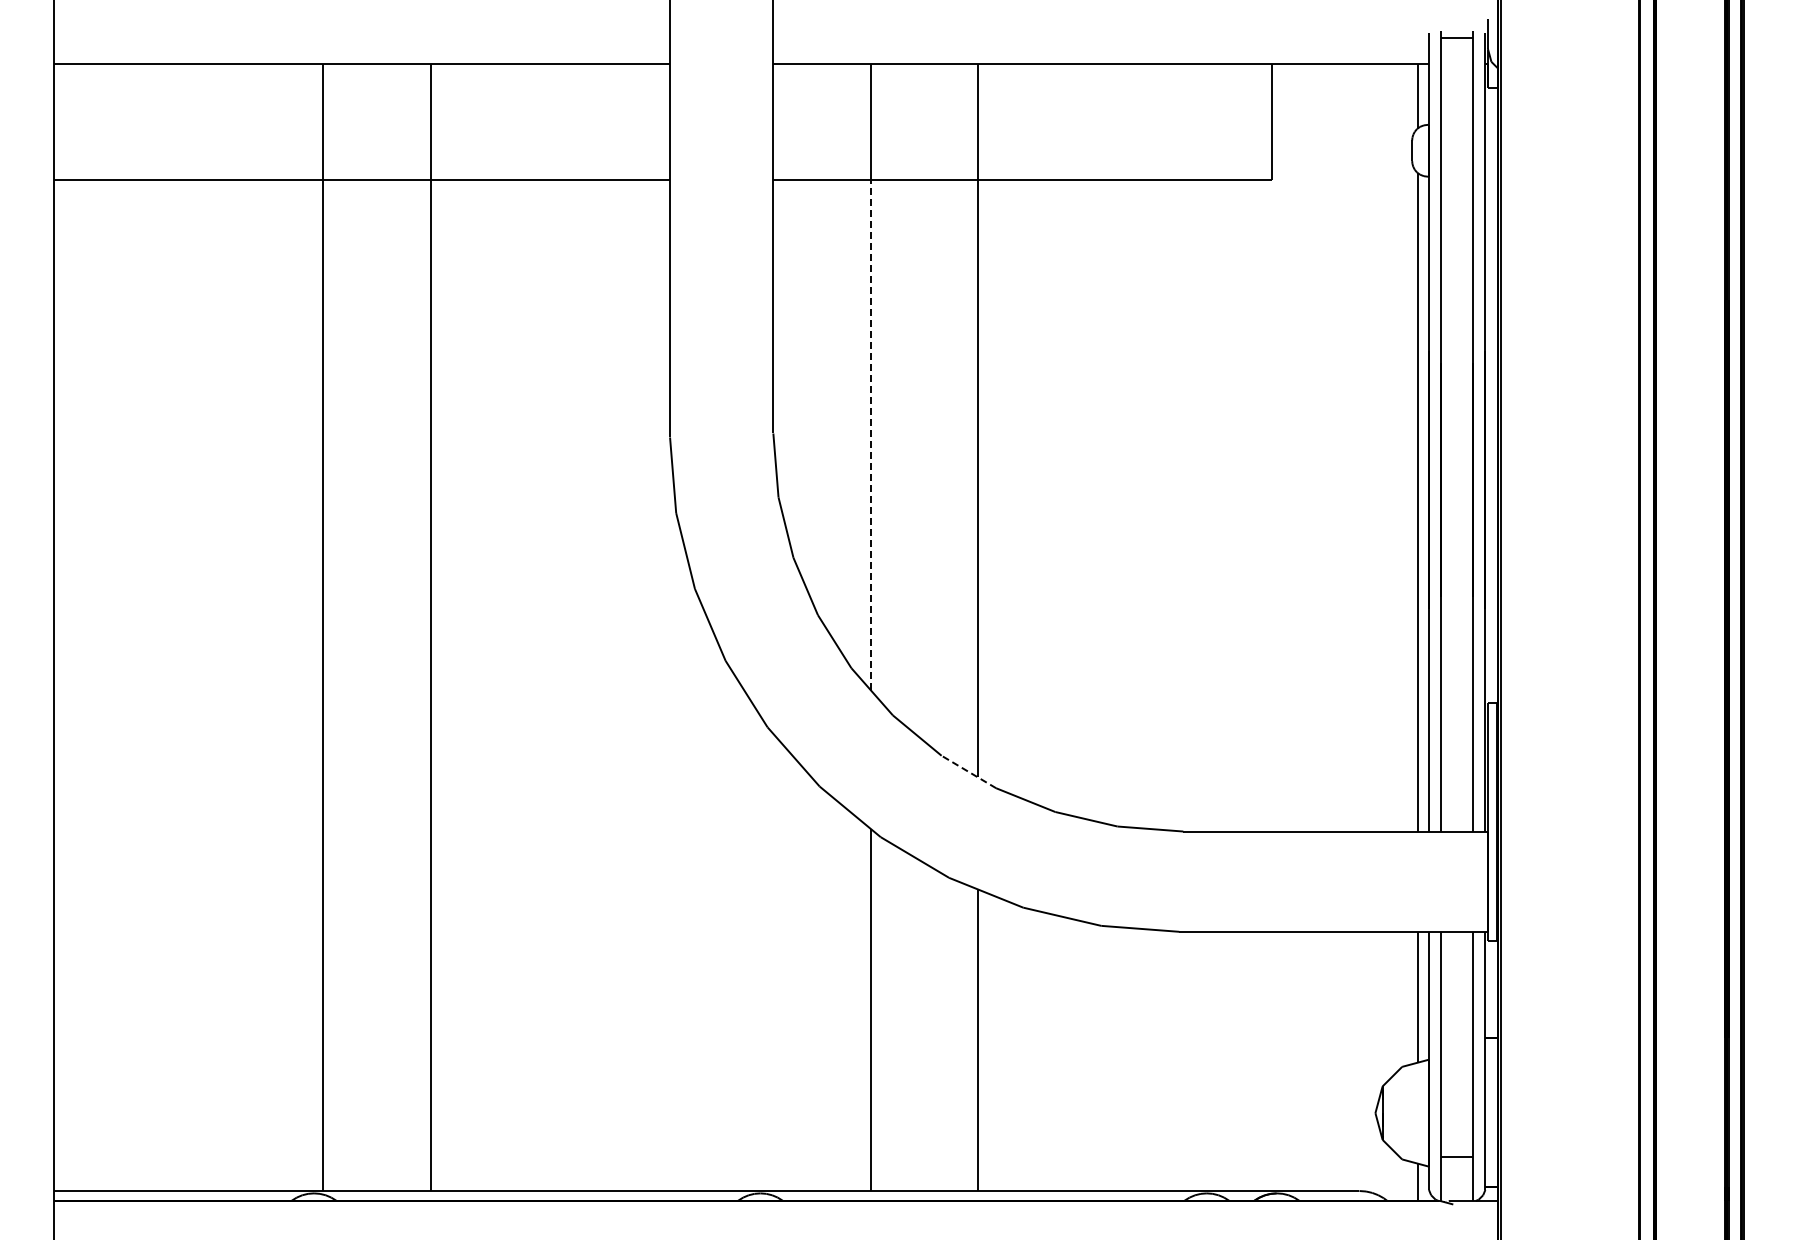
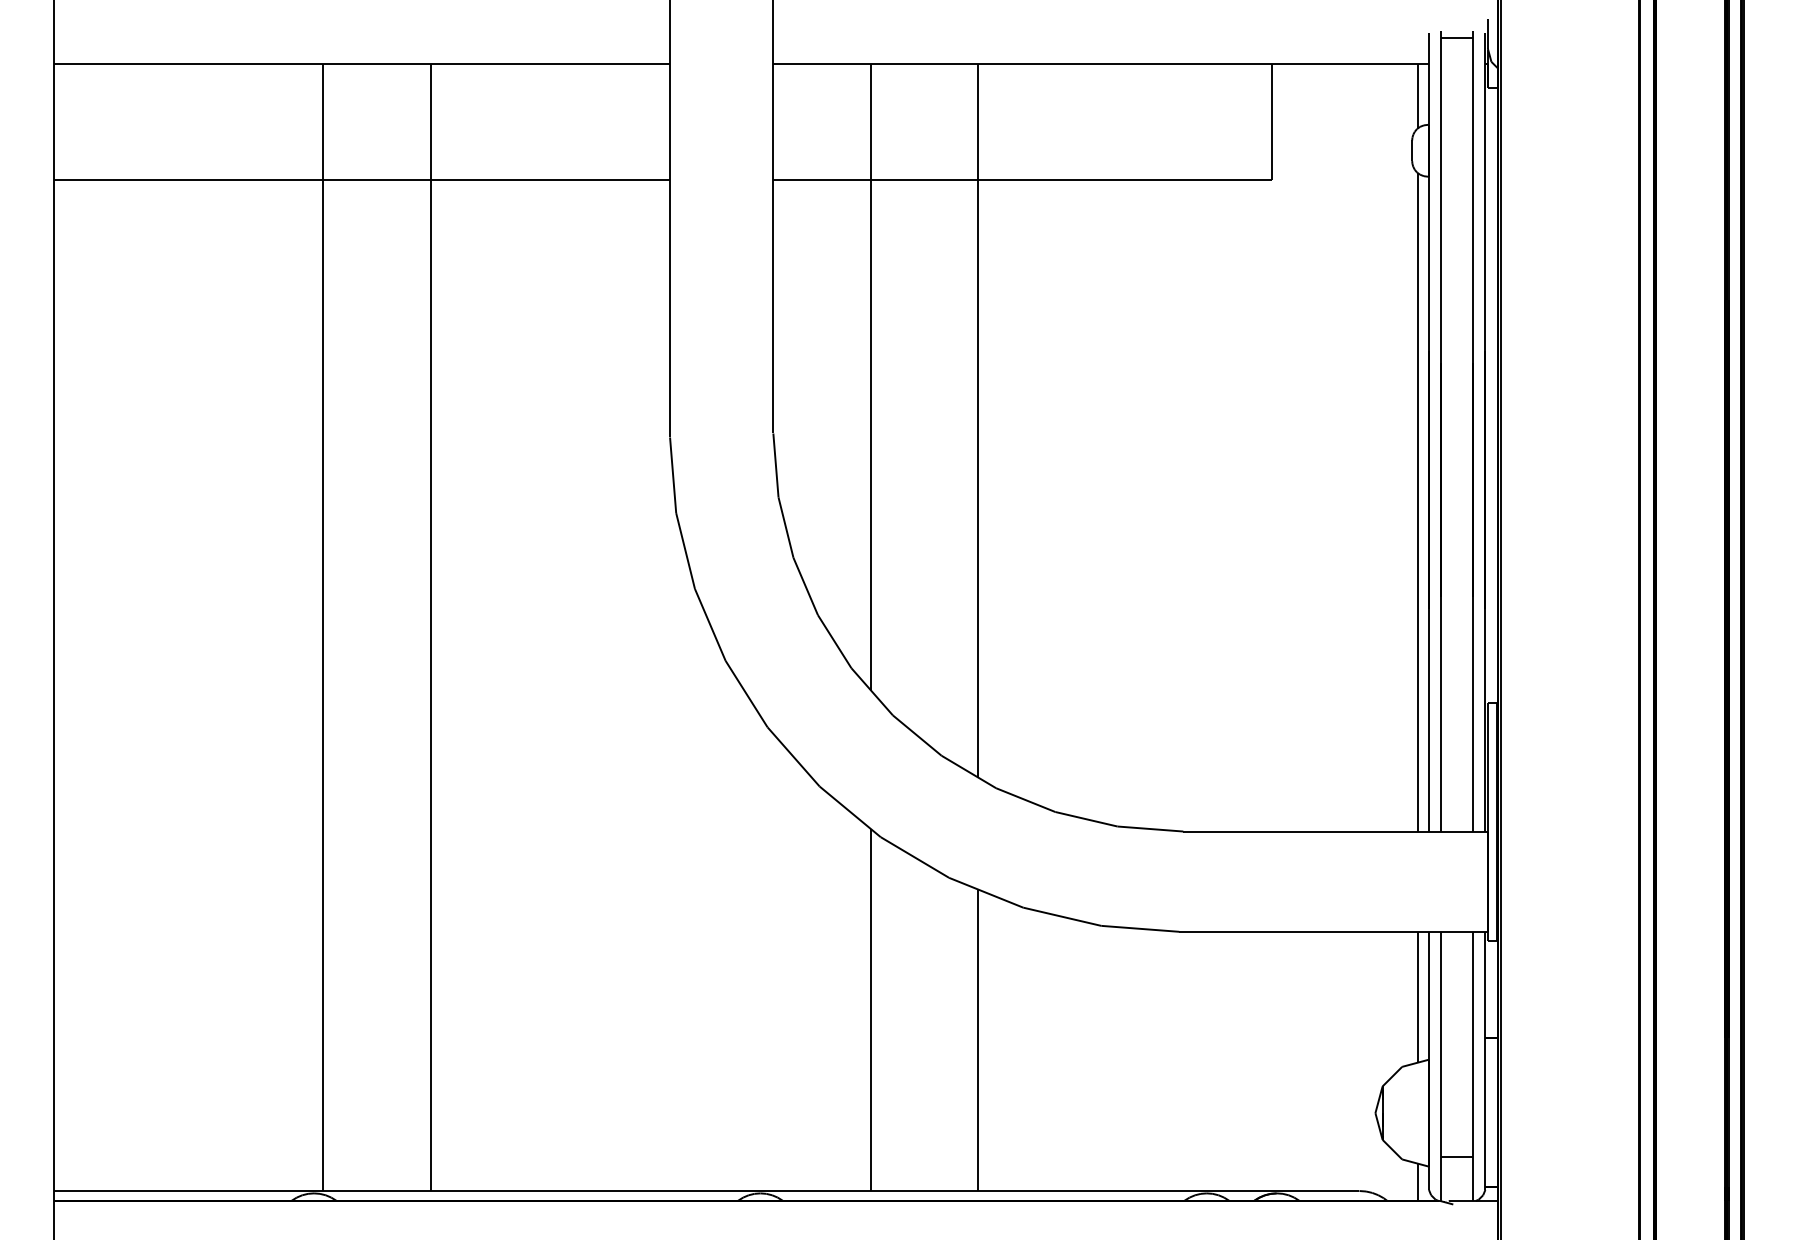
line: dashed -> solid (870, 434)
line: dashed -> solid (968, 772)
